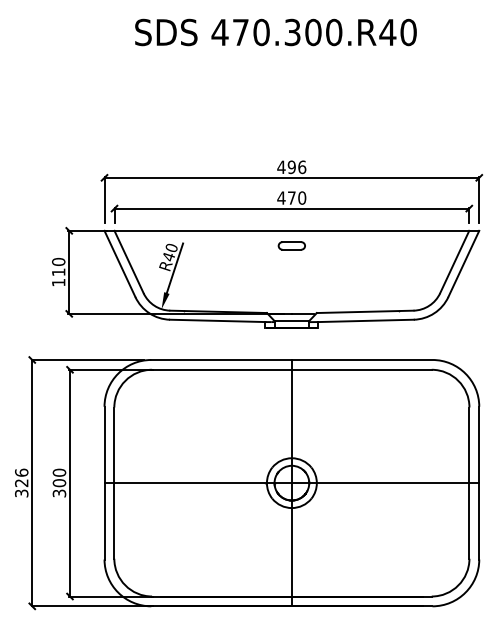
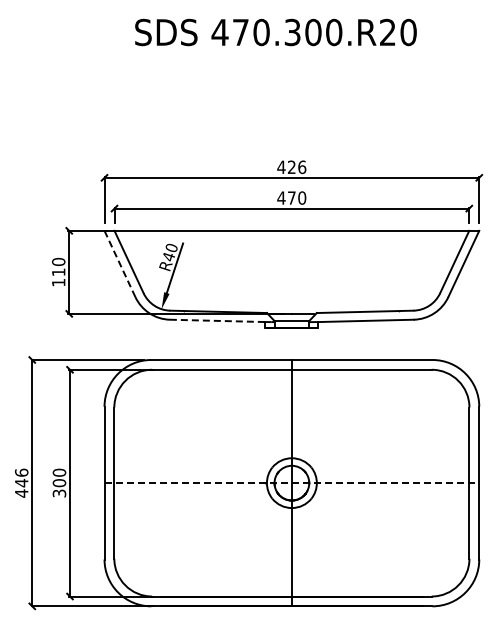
text: 470.300.R40 -> 470.300.R20 (387, 31)
text: 496 -> 426 (291, 167)
part: present -> none (291, 245)
line: solid -> dashed (119, 263)
line: solid -> dashed (217, 320)
line: solid -> dashed (292, 483)
text: 326 -> 446 (21, 487)
